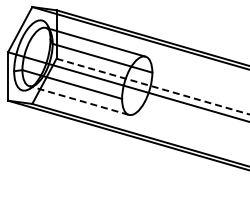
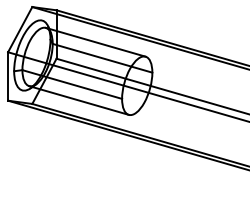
line: dashed -> solid (153, 86)
line: dashed -> solid (79, 100)
